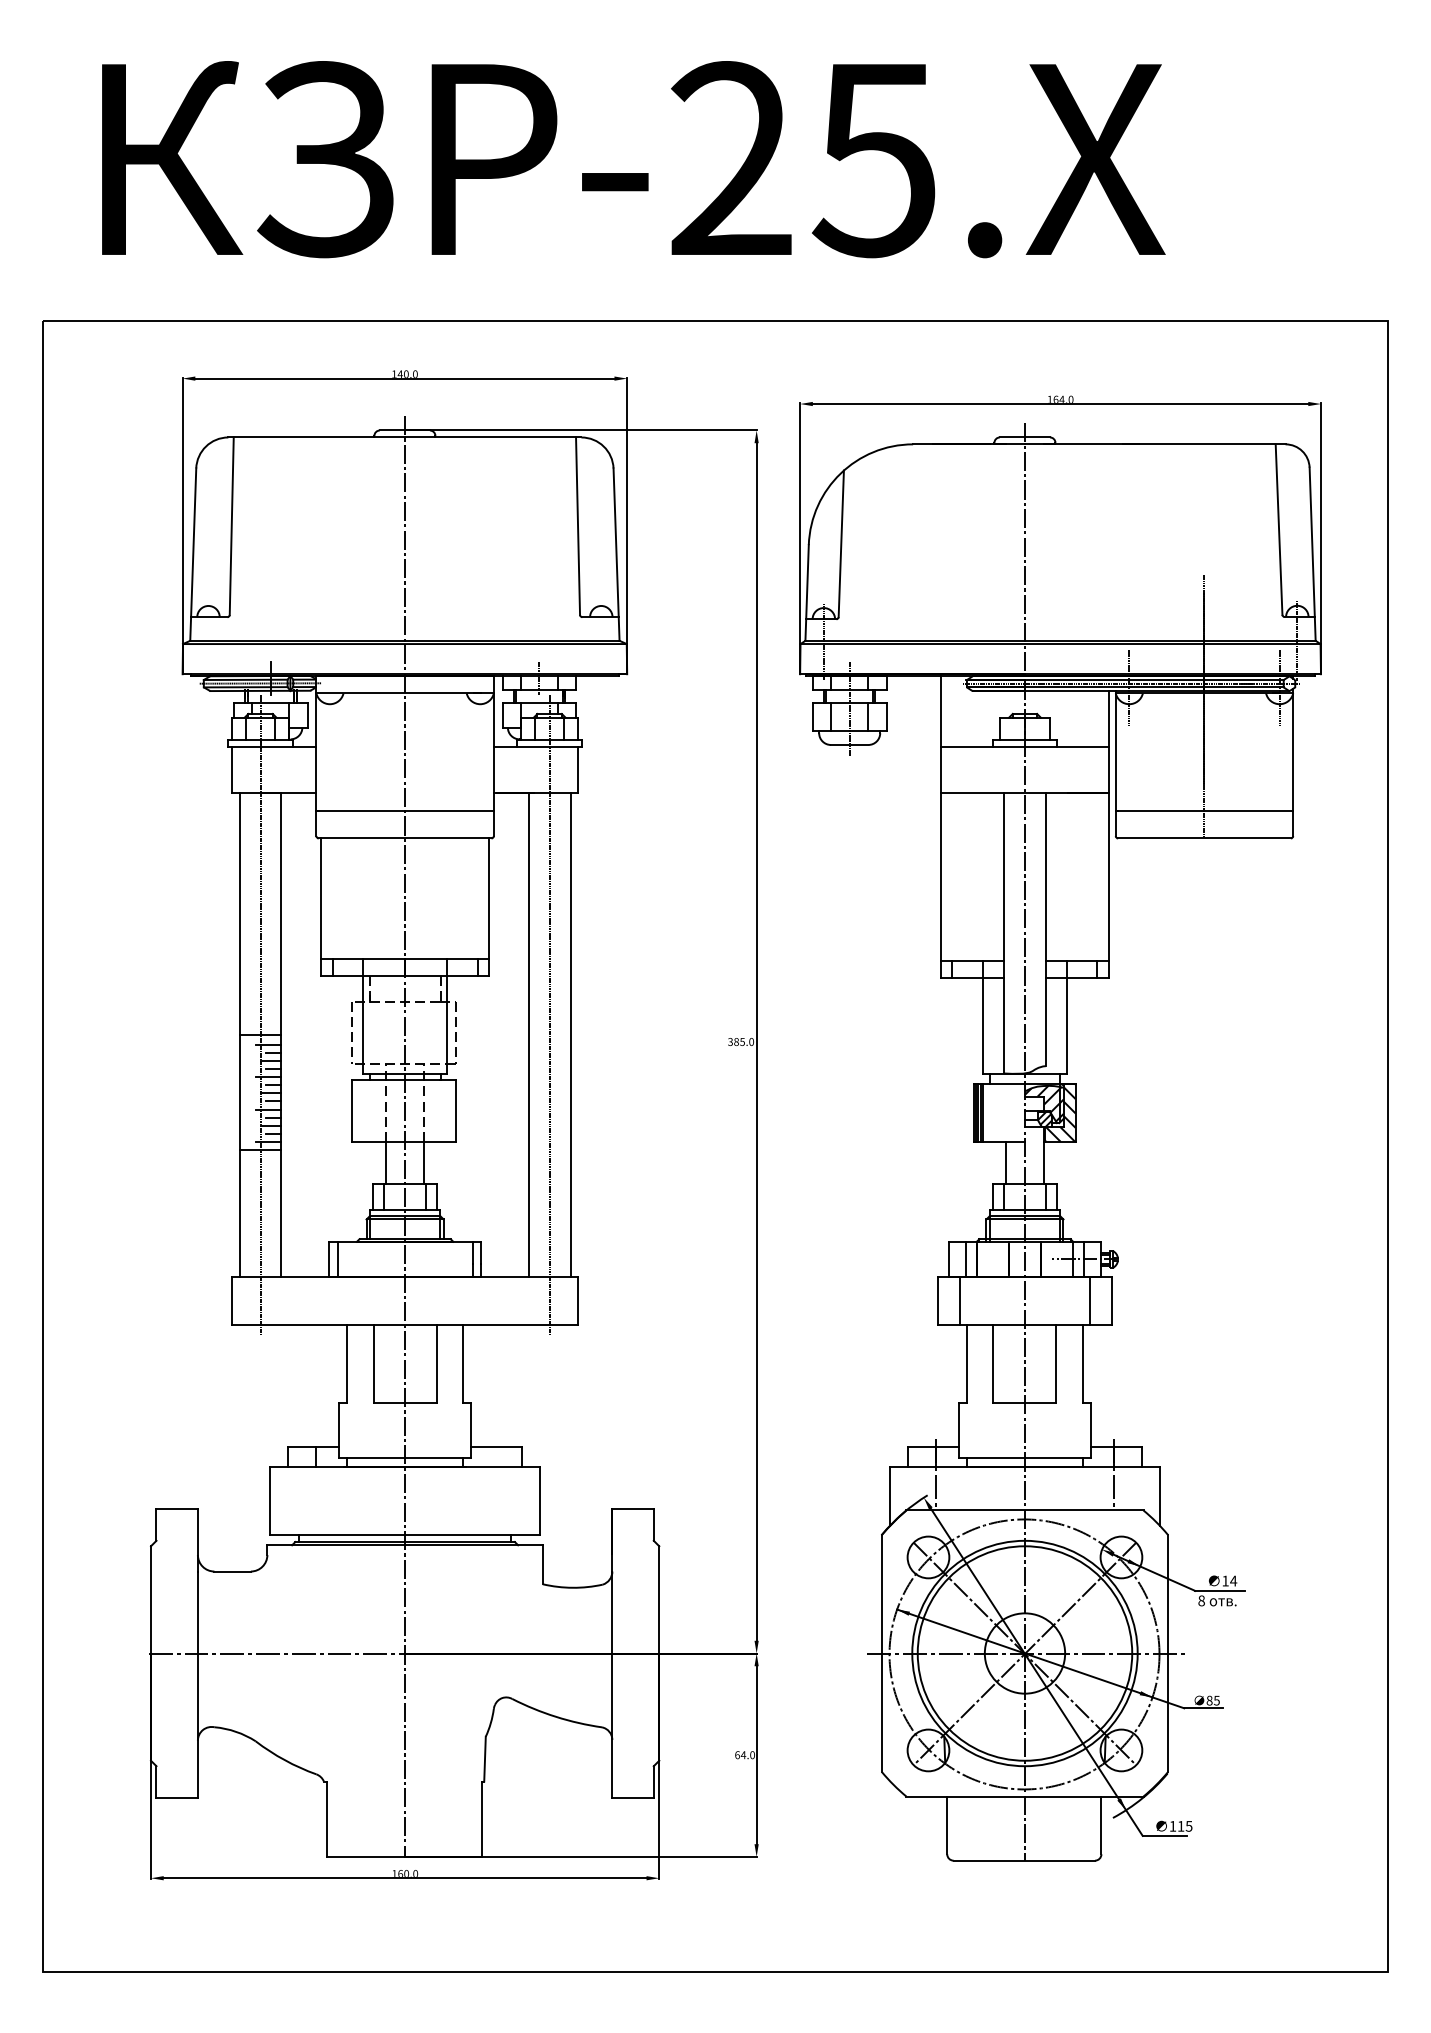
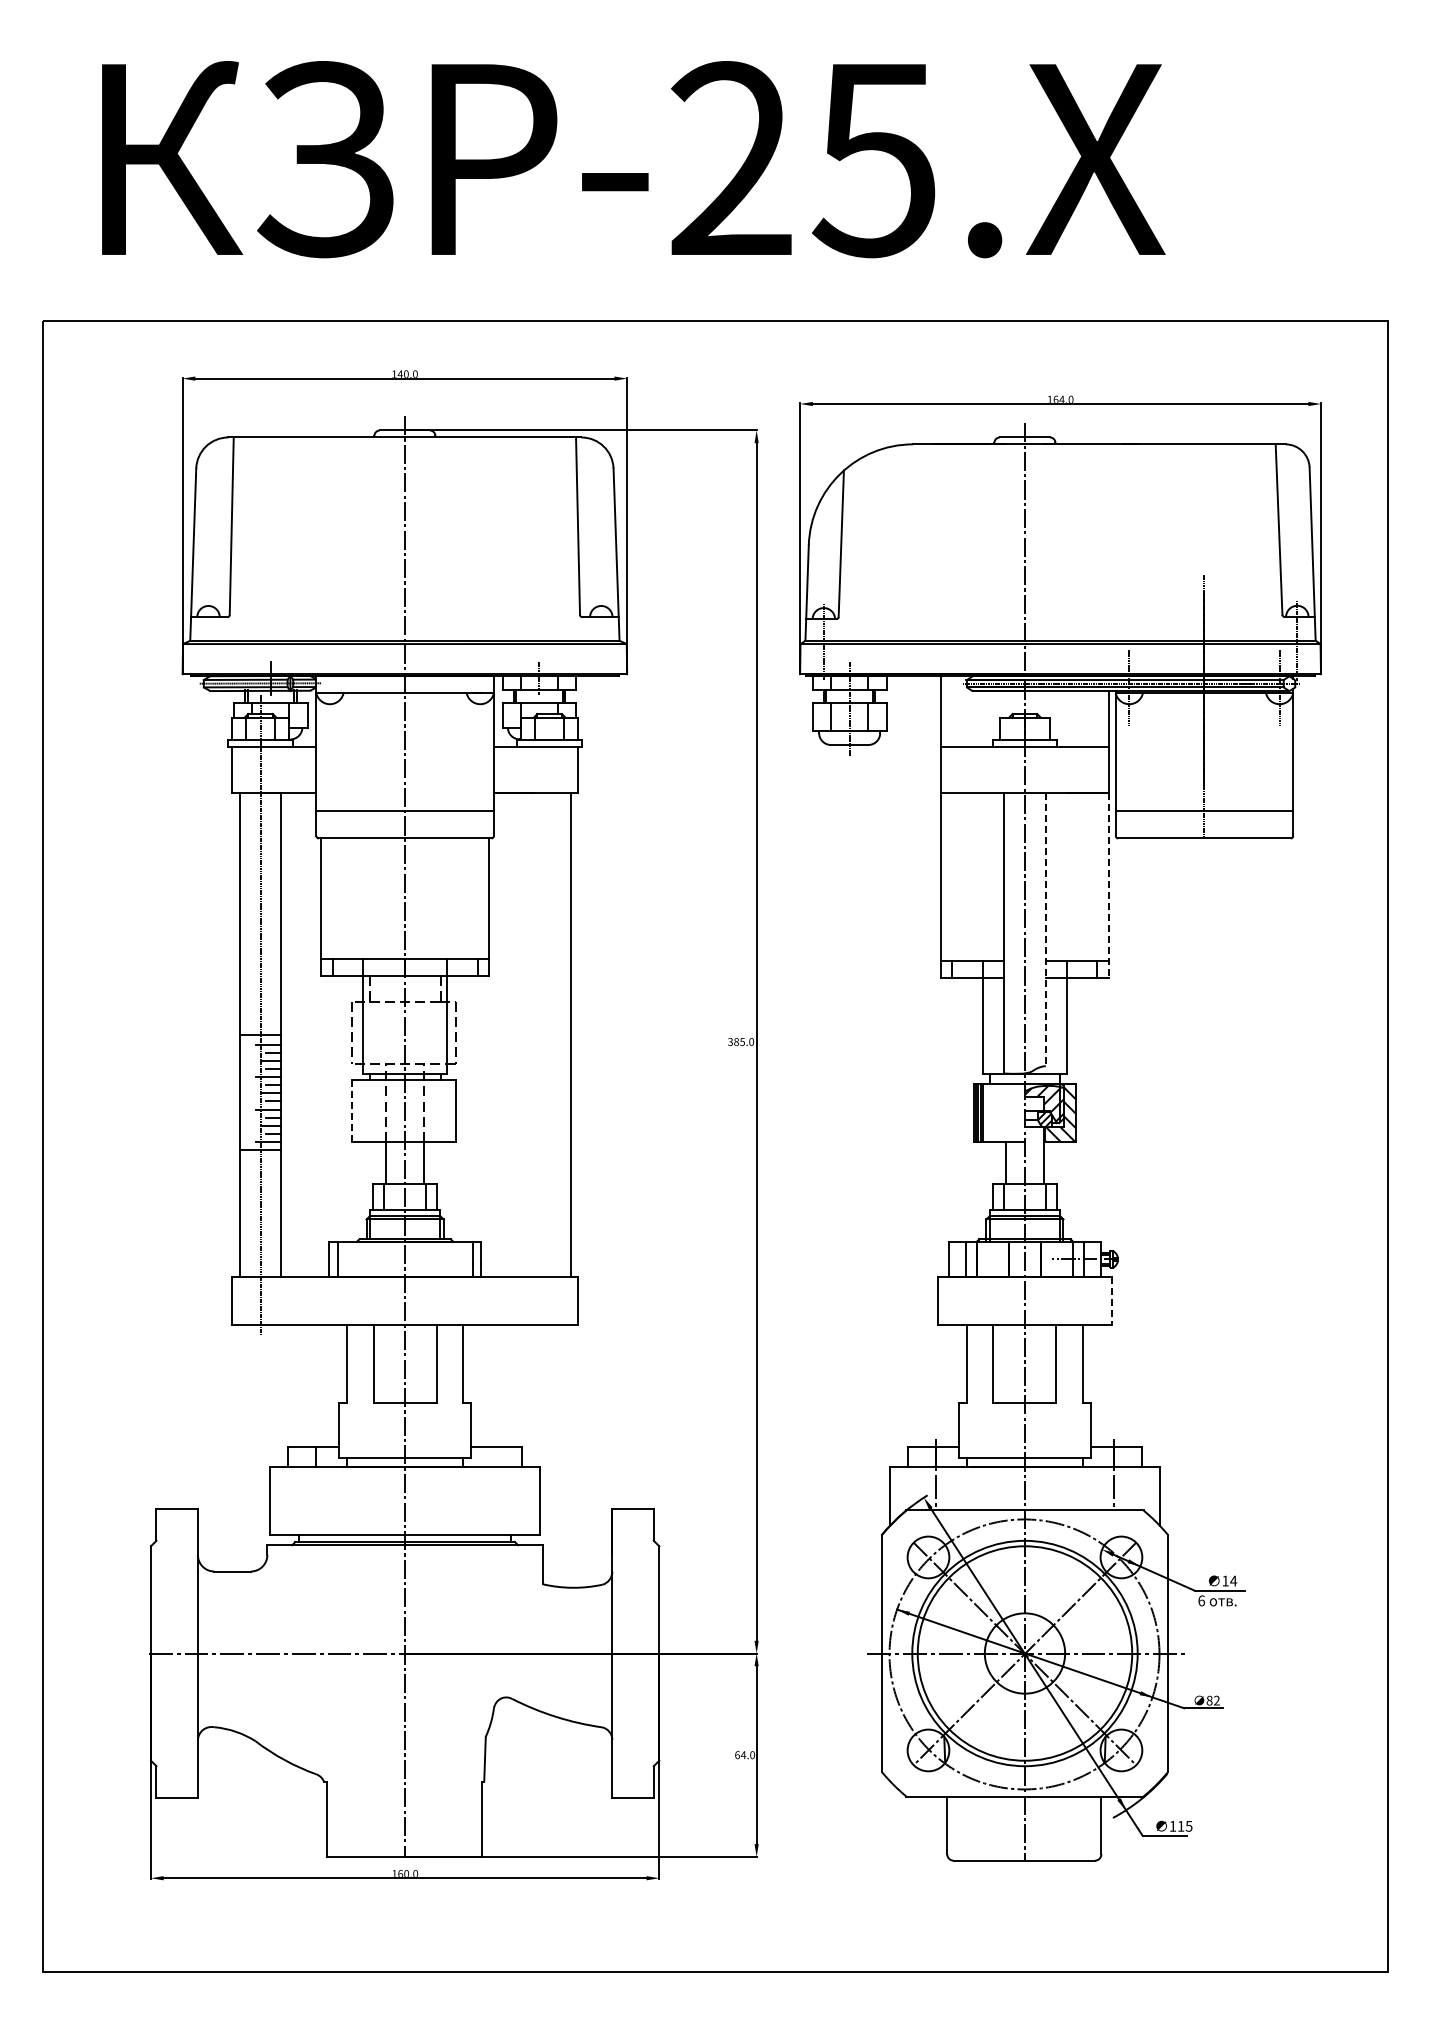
line: solid -> dashed (1108, 885)
line: solid -> dashed (1045, 929)
line: present -> none (549, 1014)
line: present -> none (528, 1034)
line: solid -> dashed (351, 1110)
line: present -> none (959, 1301)
line: present -> none (1090, 1301)
line: solid -> dashed (1111, 1301)
text: 8 -> 6 (1201, 1600)
text: 85 -> 82 (1216, 1700)
